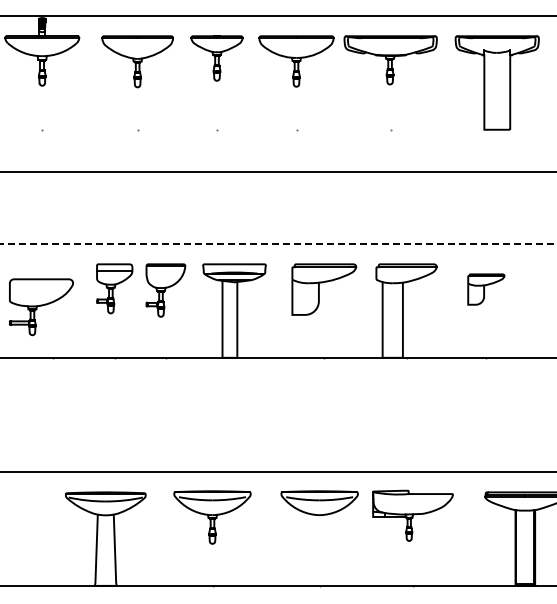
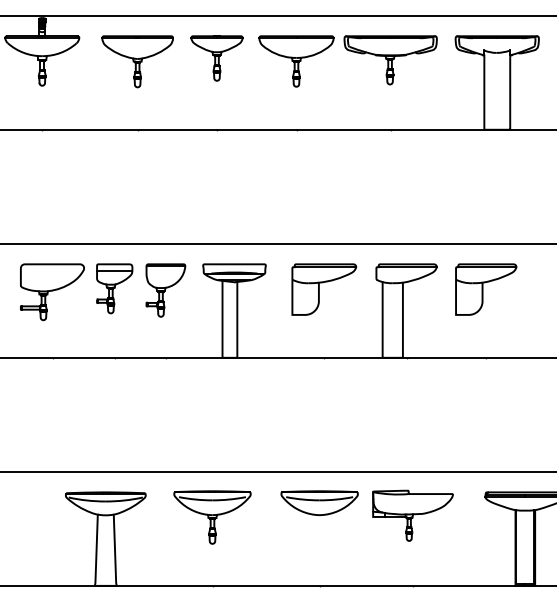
line position: (277, 171) -> (277, 129) (277, 129)
line: dashed -> solid (278, 243)
part size: 39x33 px -> 63x53 px (486, 289)
part position: (41, 307) -> (52, 292) (52, 292)
